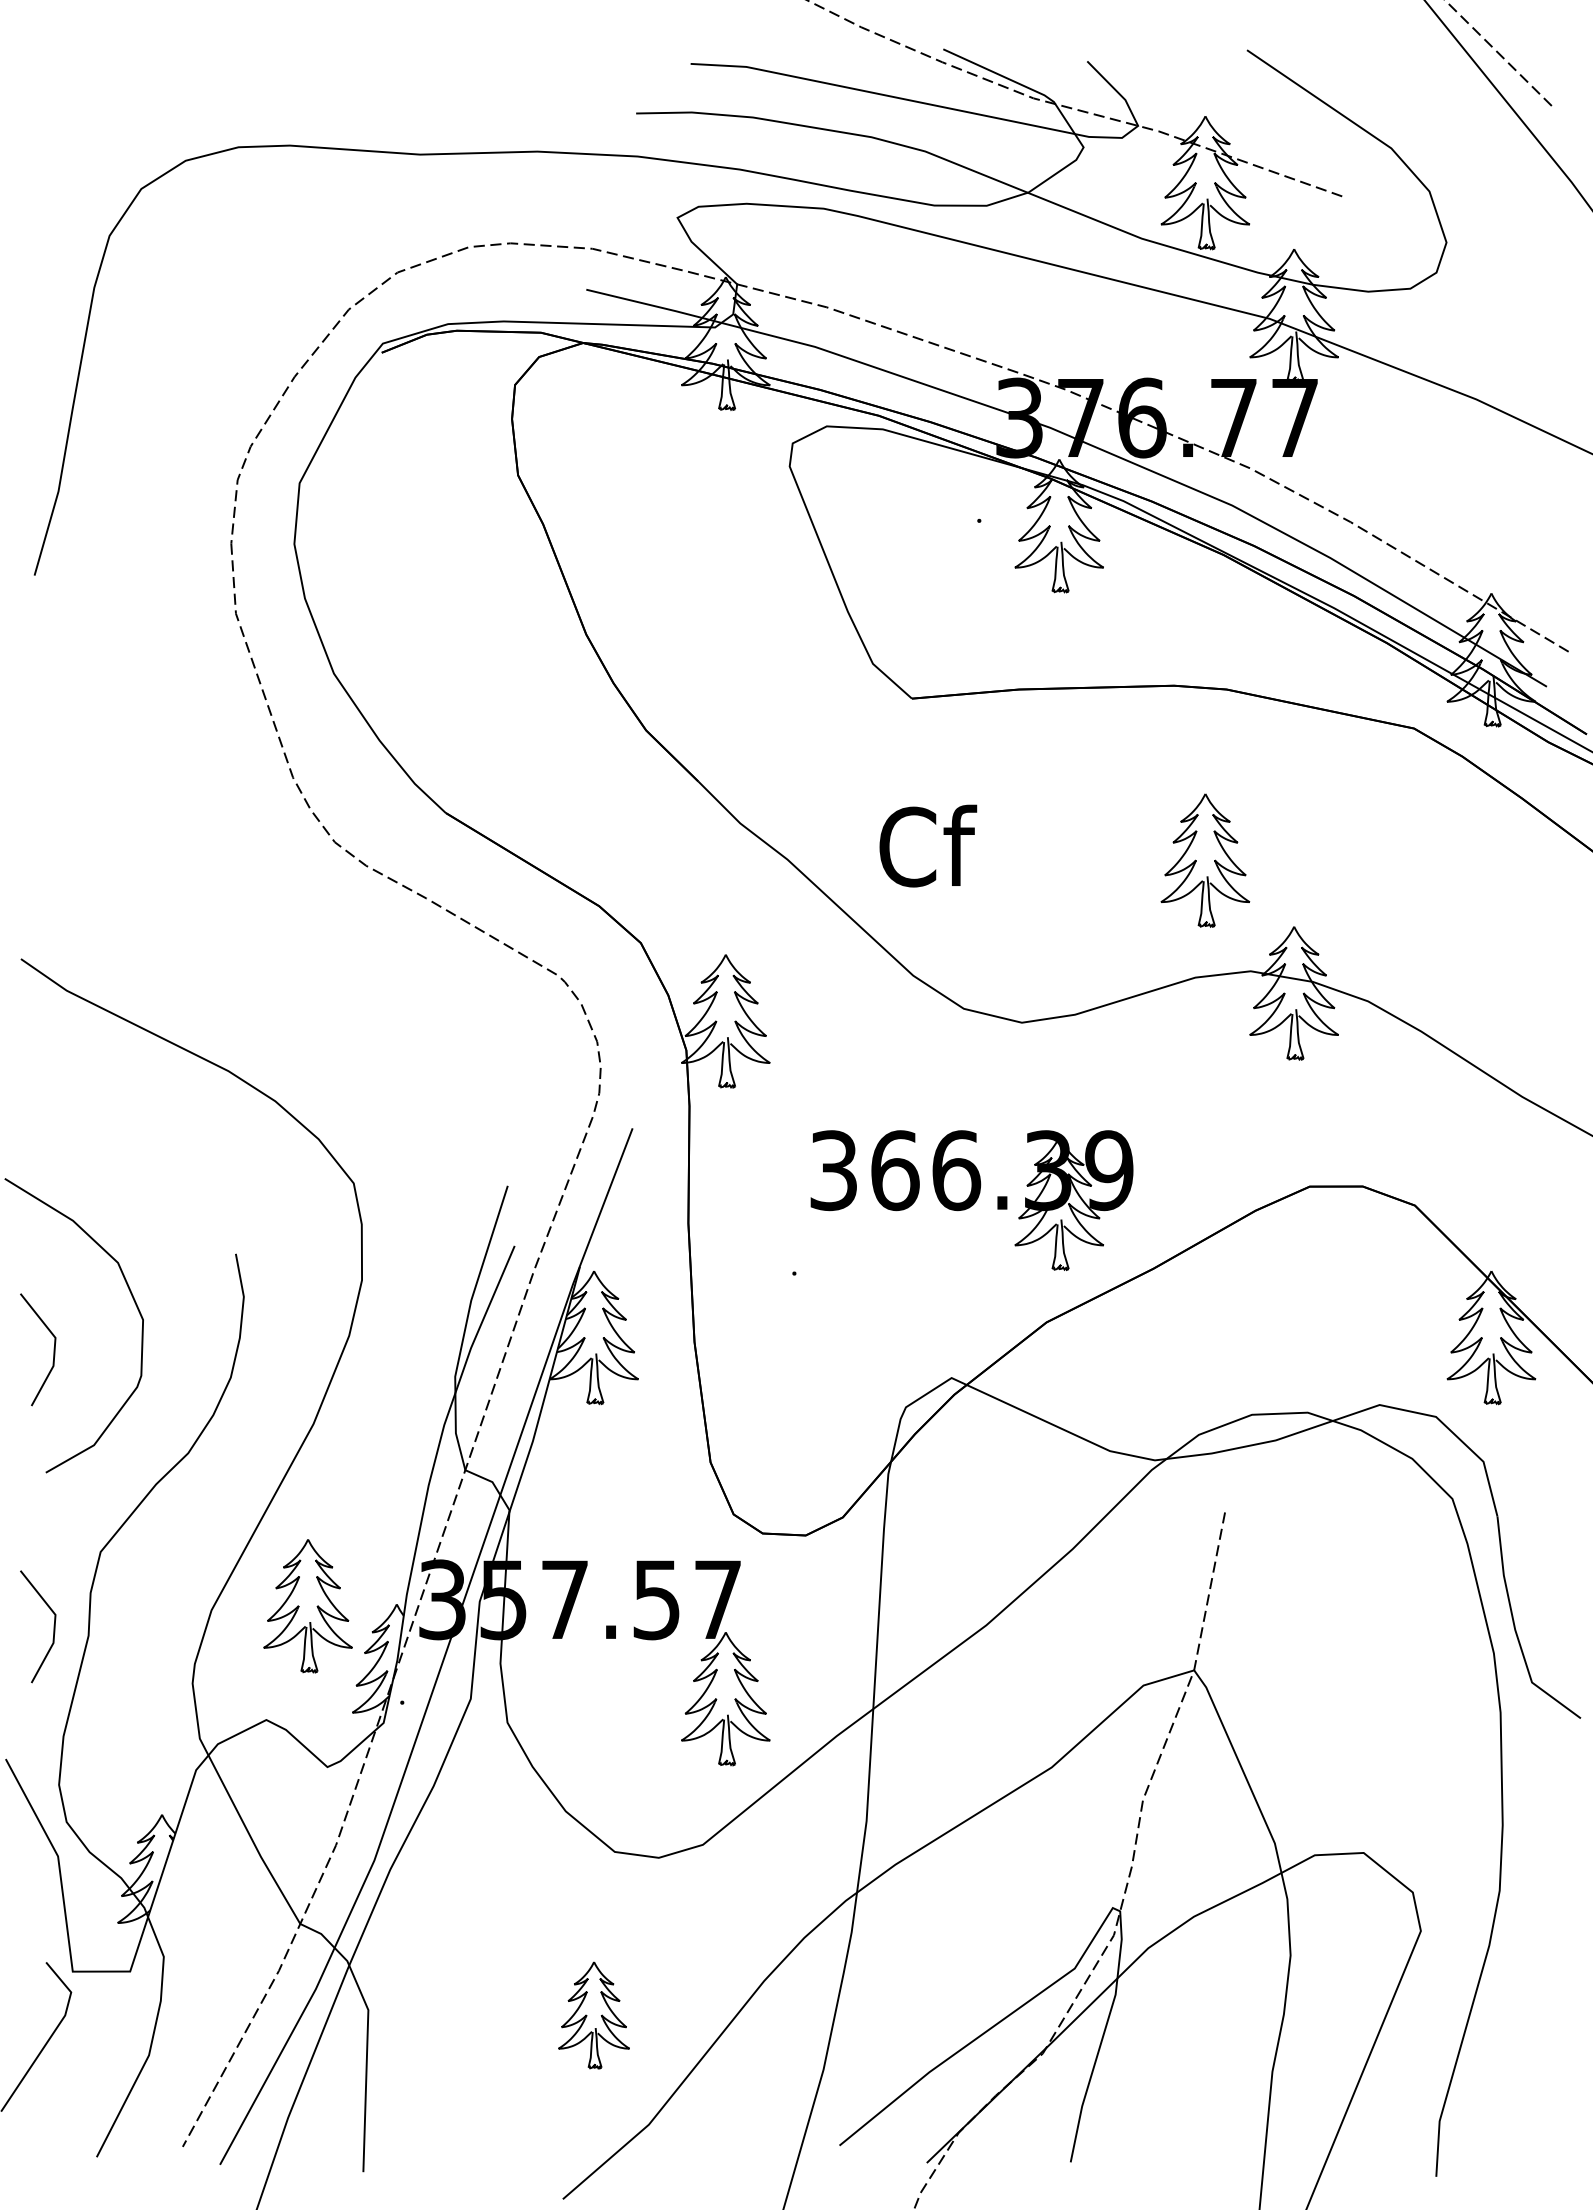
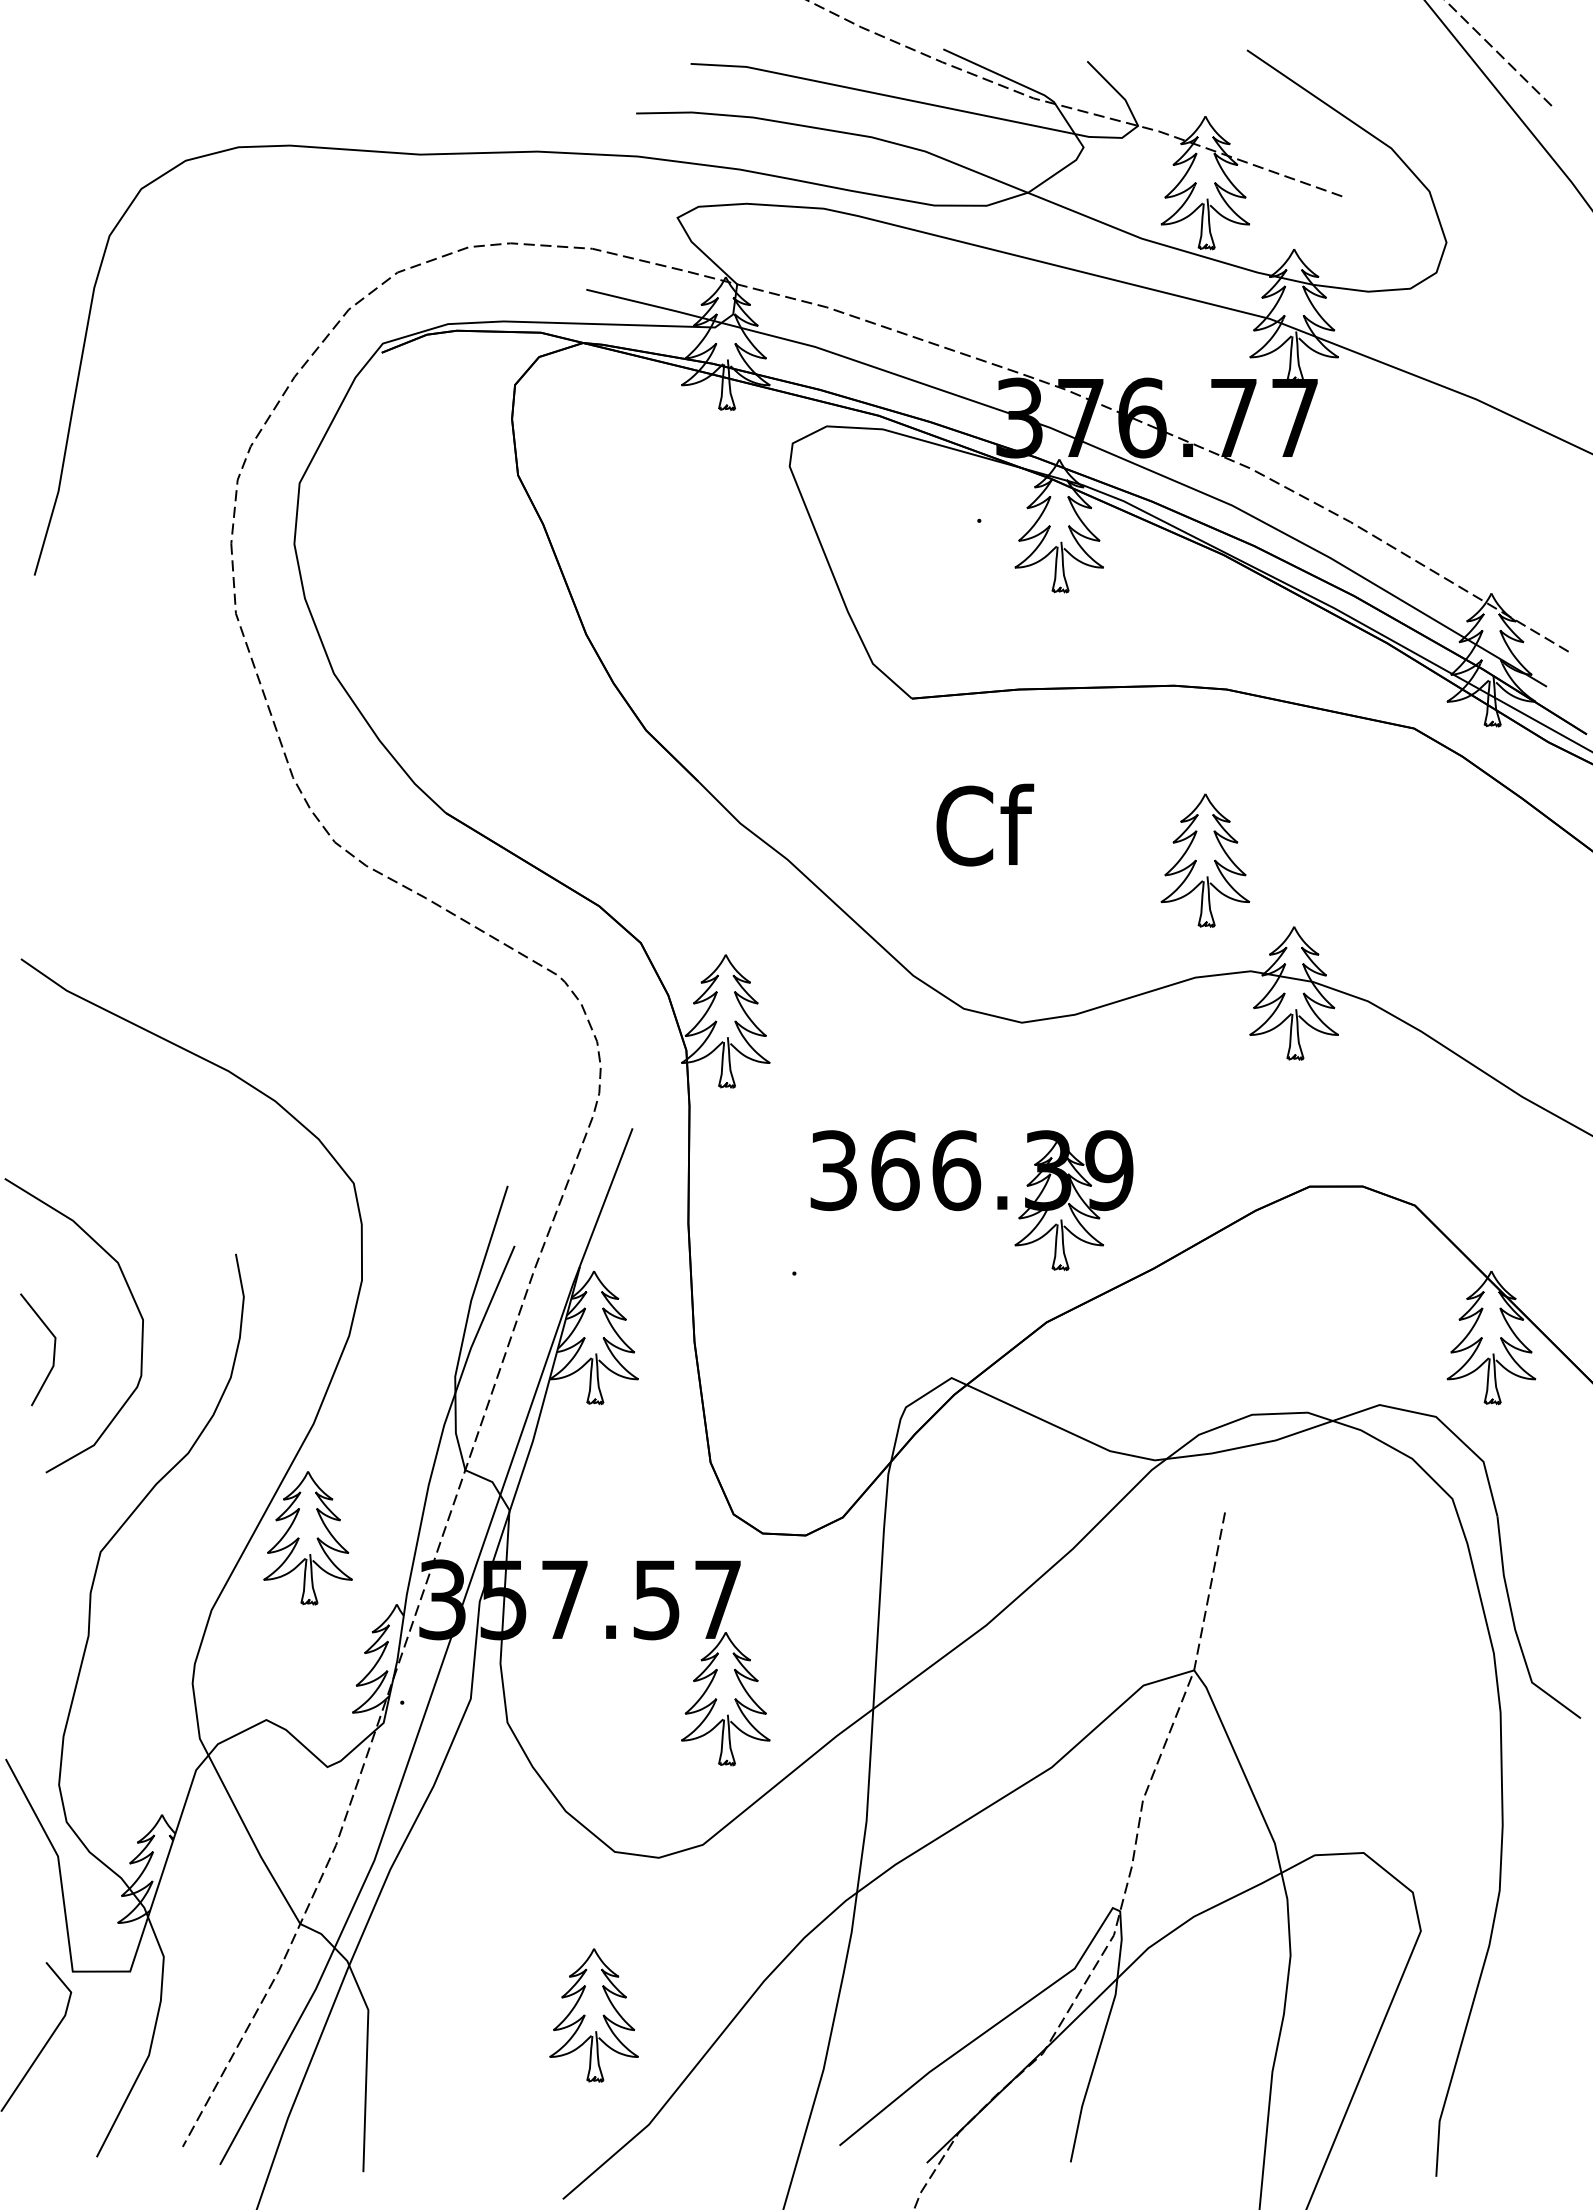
text position: (928, 845) -> (985, 824) (985, 824)
part position: (307, 1606) -> (307, 1538) (307, 1538)
line: present -> none (53, 1626)
part size: 72x109 px -> 90x135 px (593, 2015)
